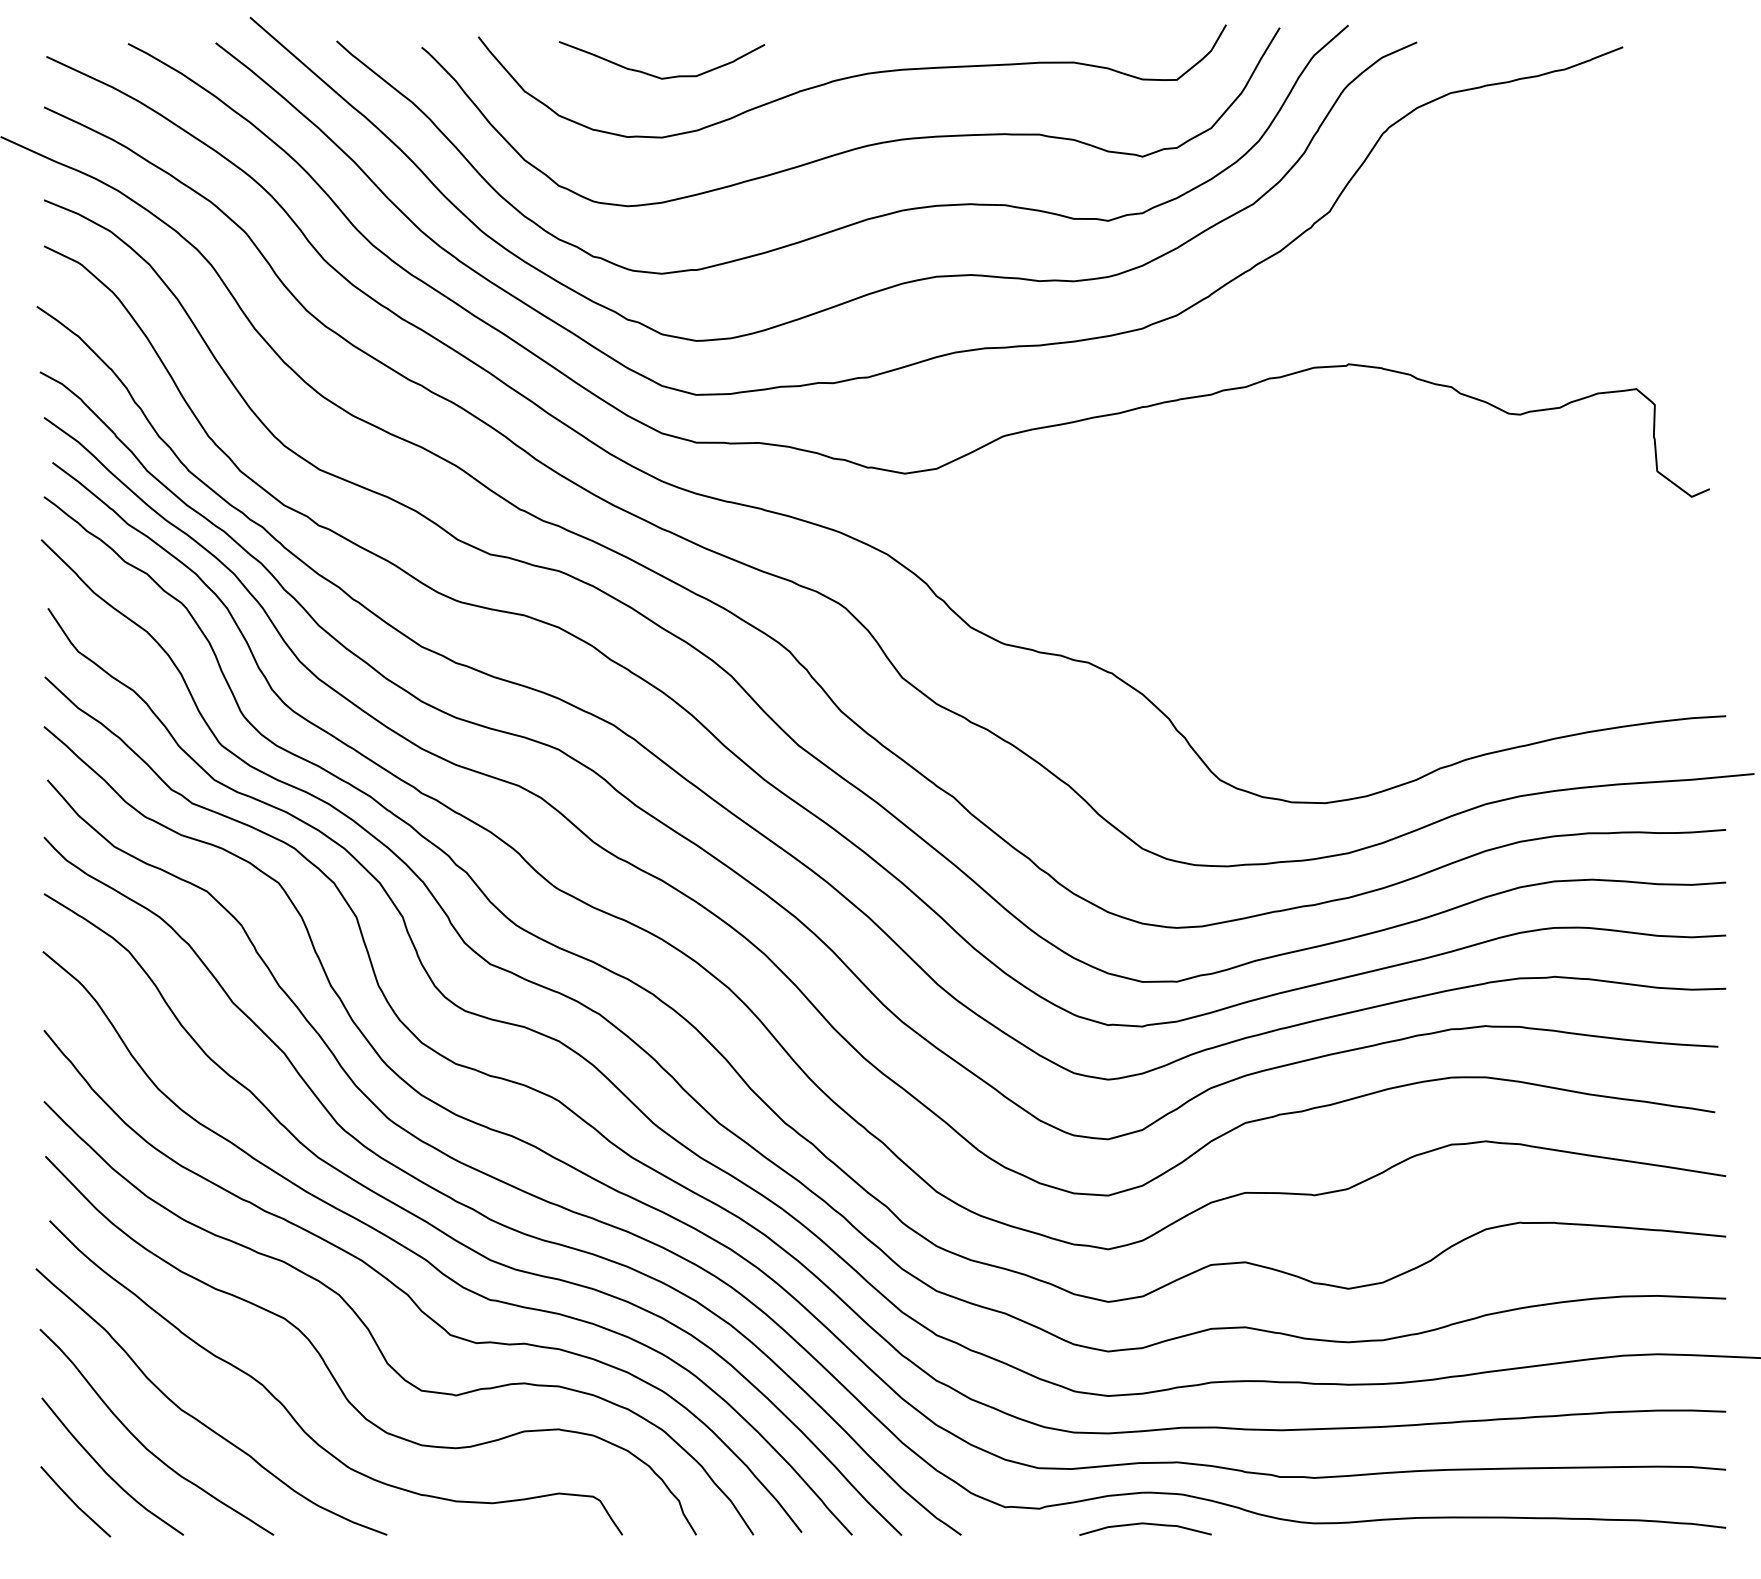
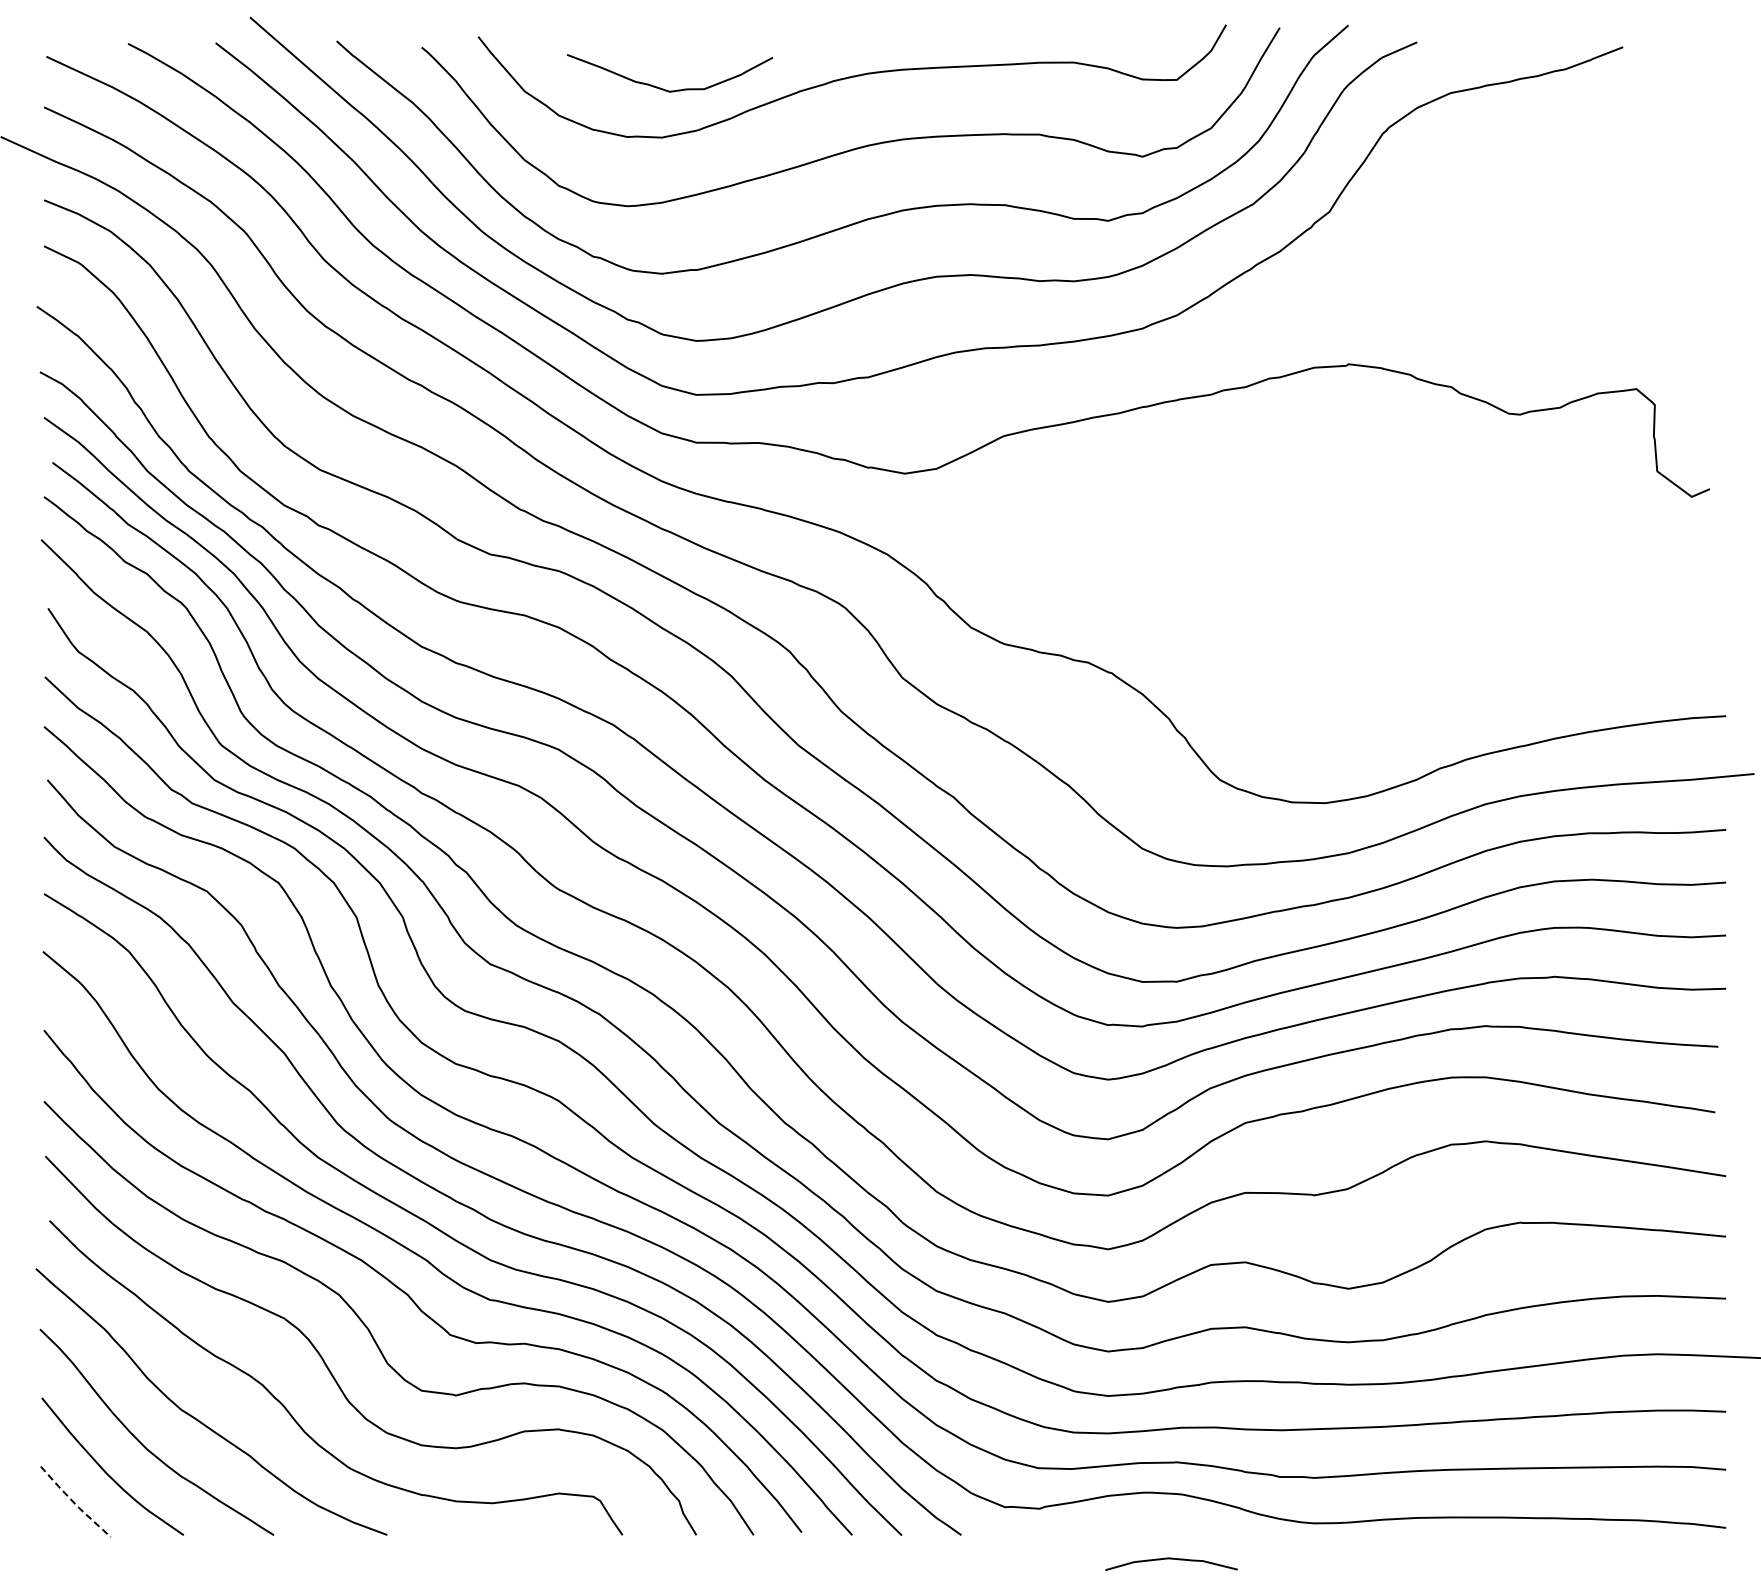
curve position: (655, 75) -> (663, 88) (663, 88)
line: solid -> dashed (74, 1503)
curve position: (1145, 1524) -> (1171, 1559) (1171, 1559)
